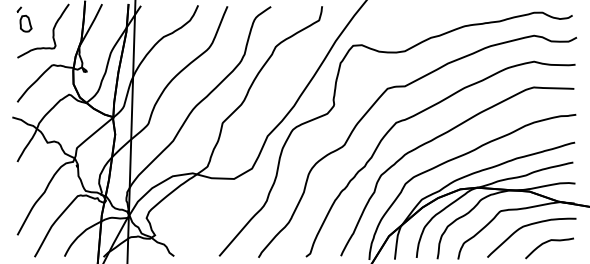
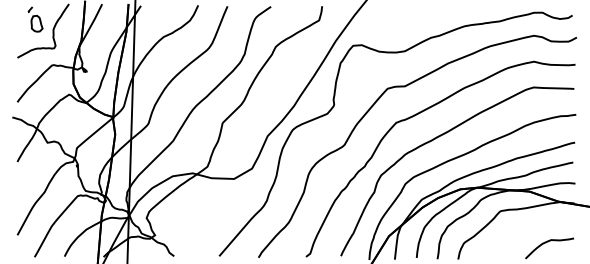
part position: (24, 19) -> (35, 19) (35, 19)
curve: present -> none (527, 226)
